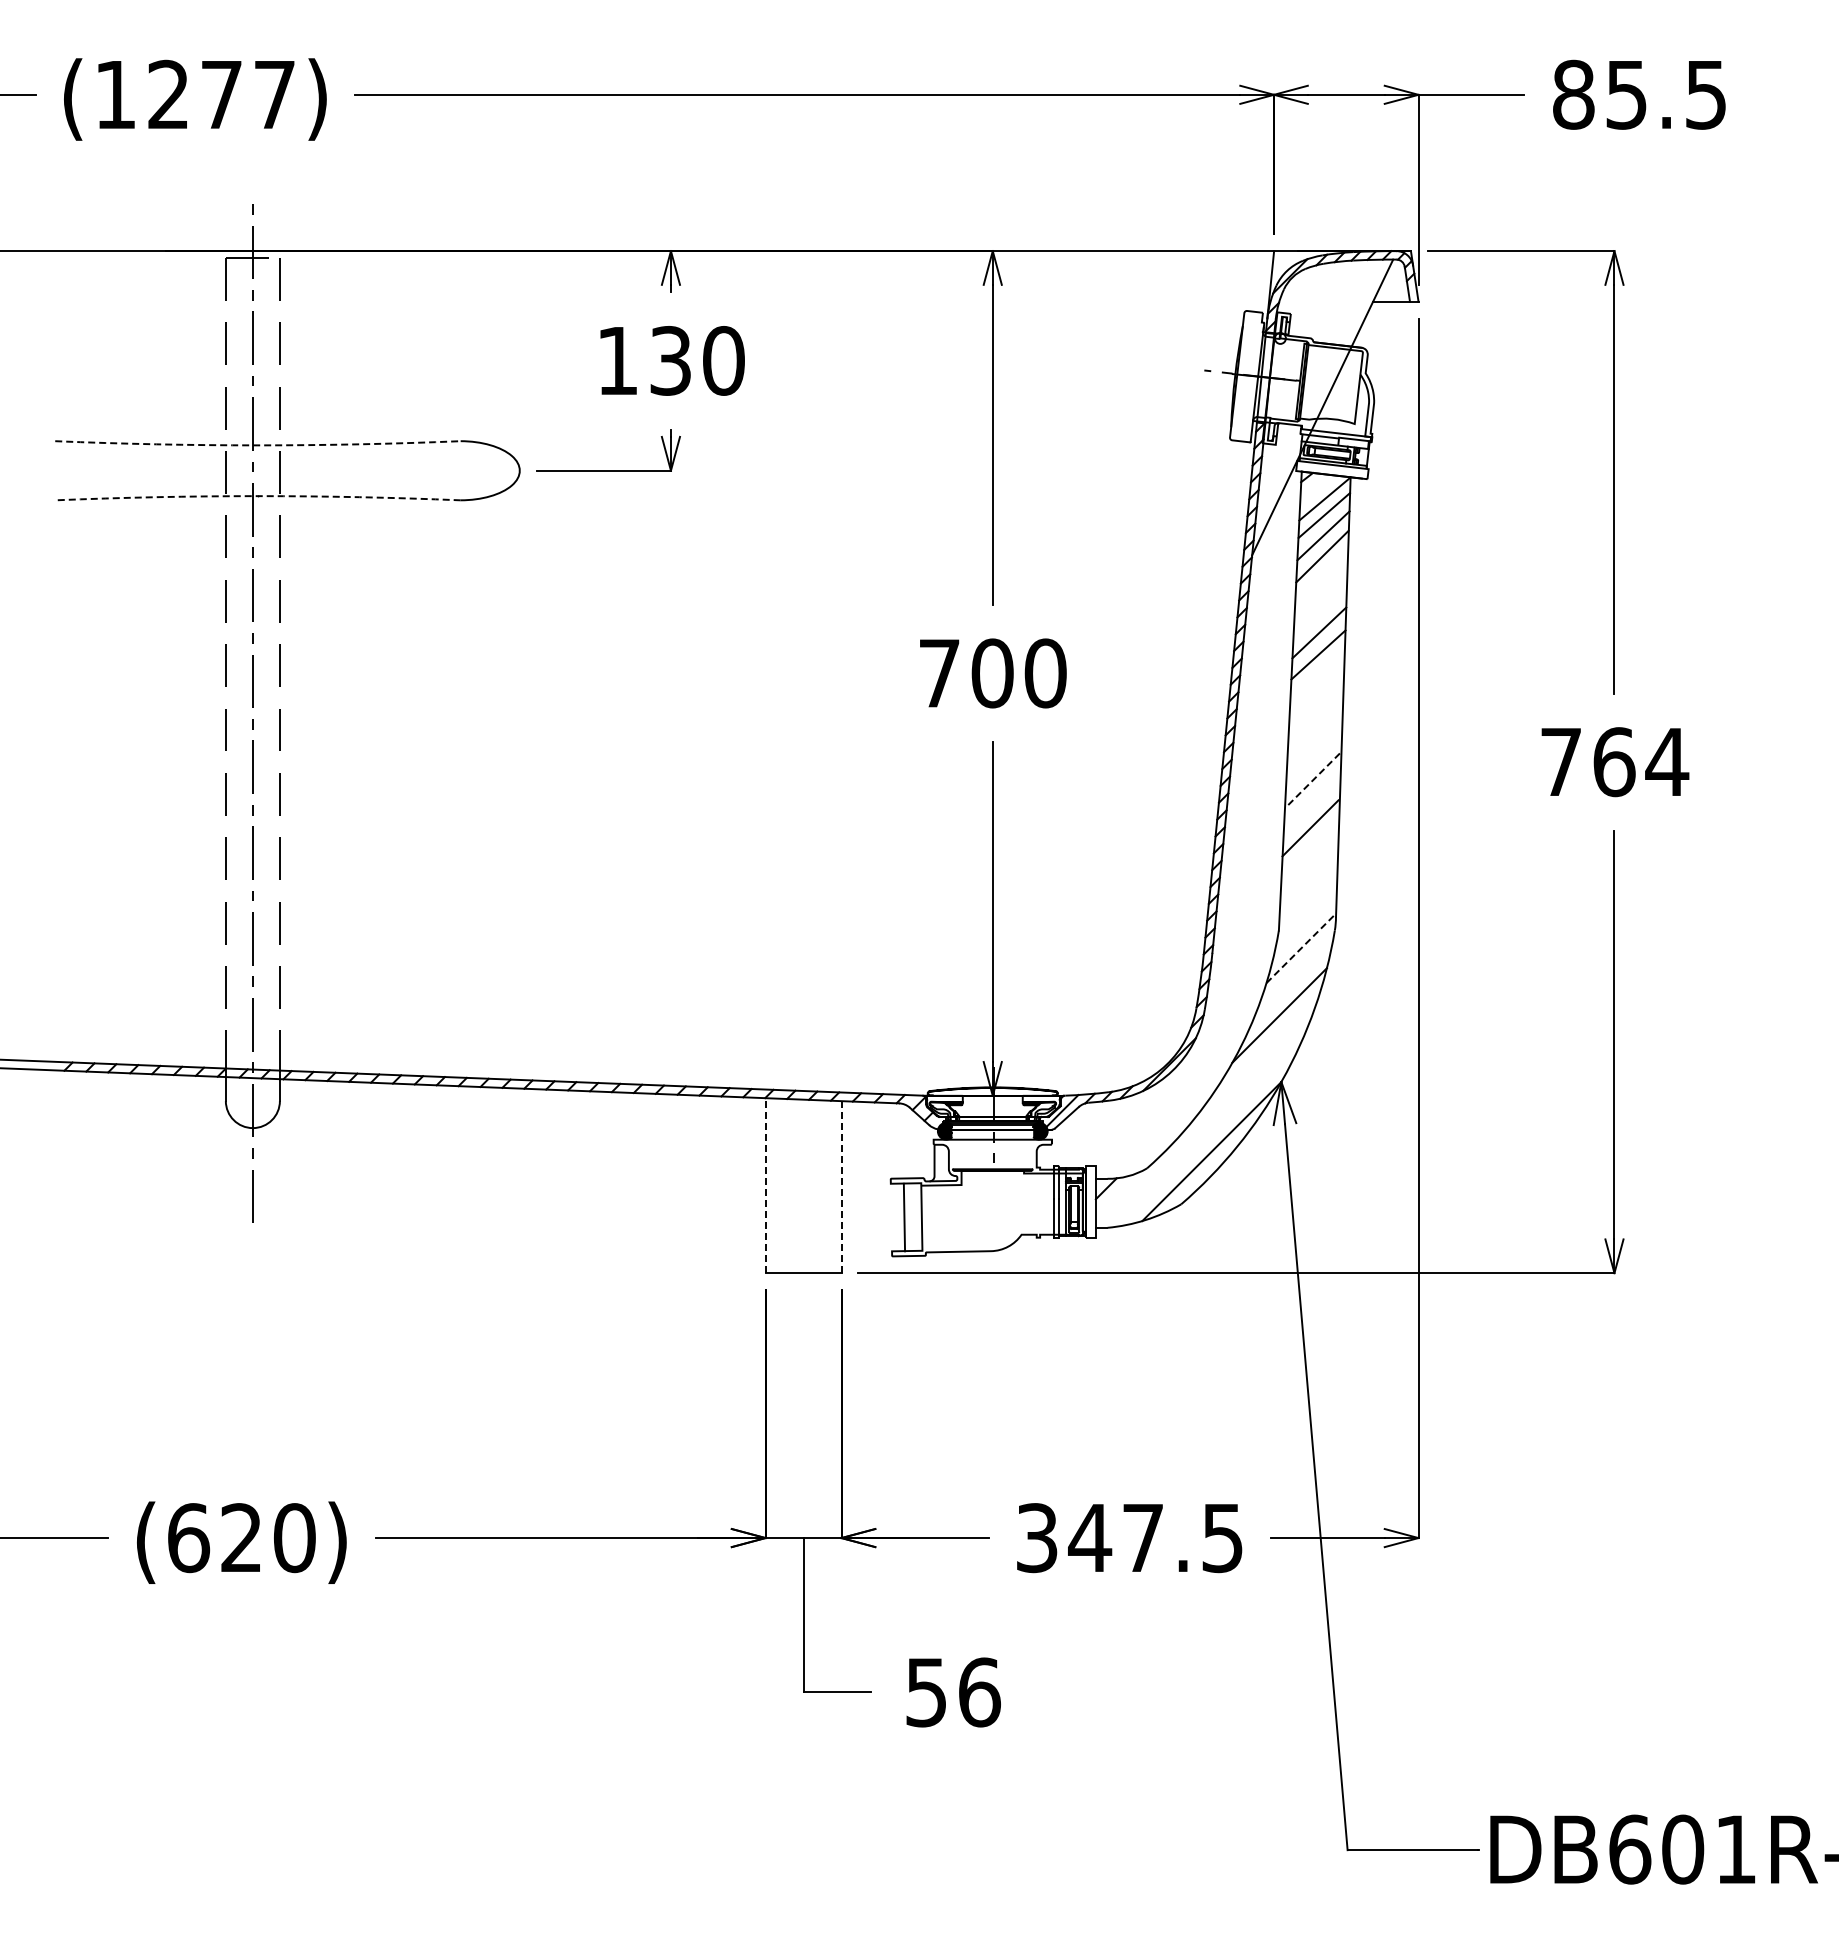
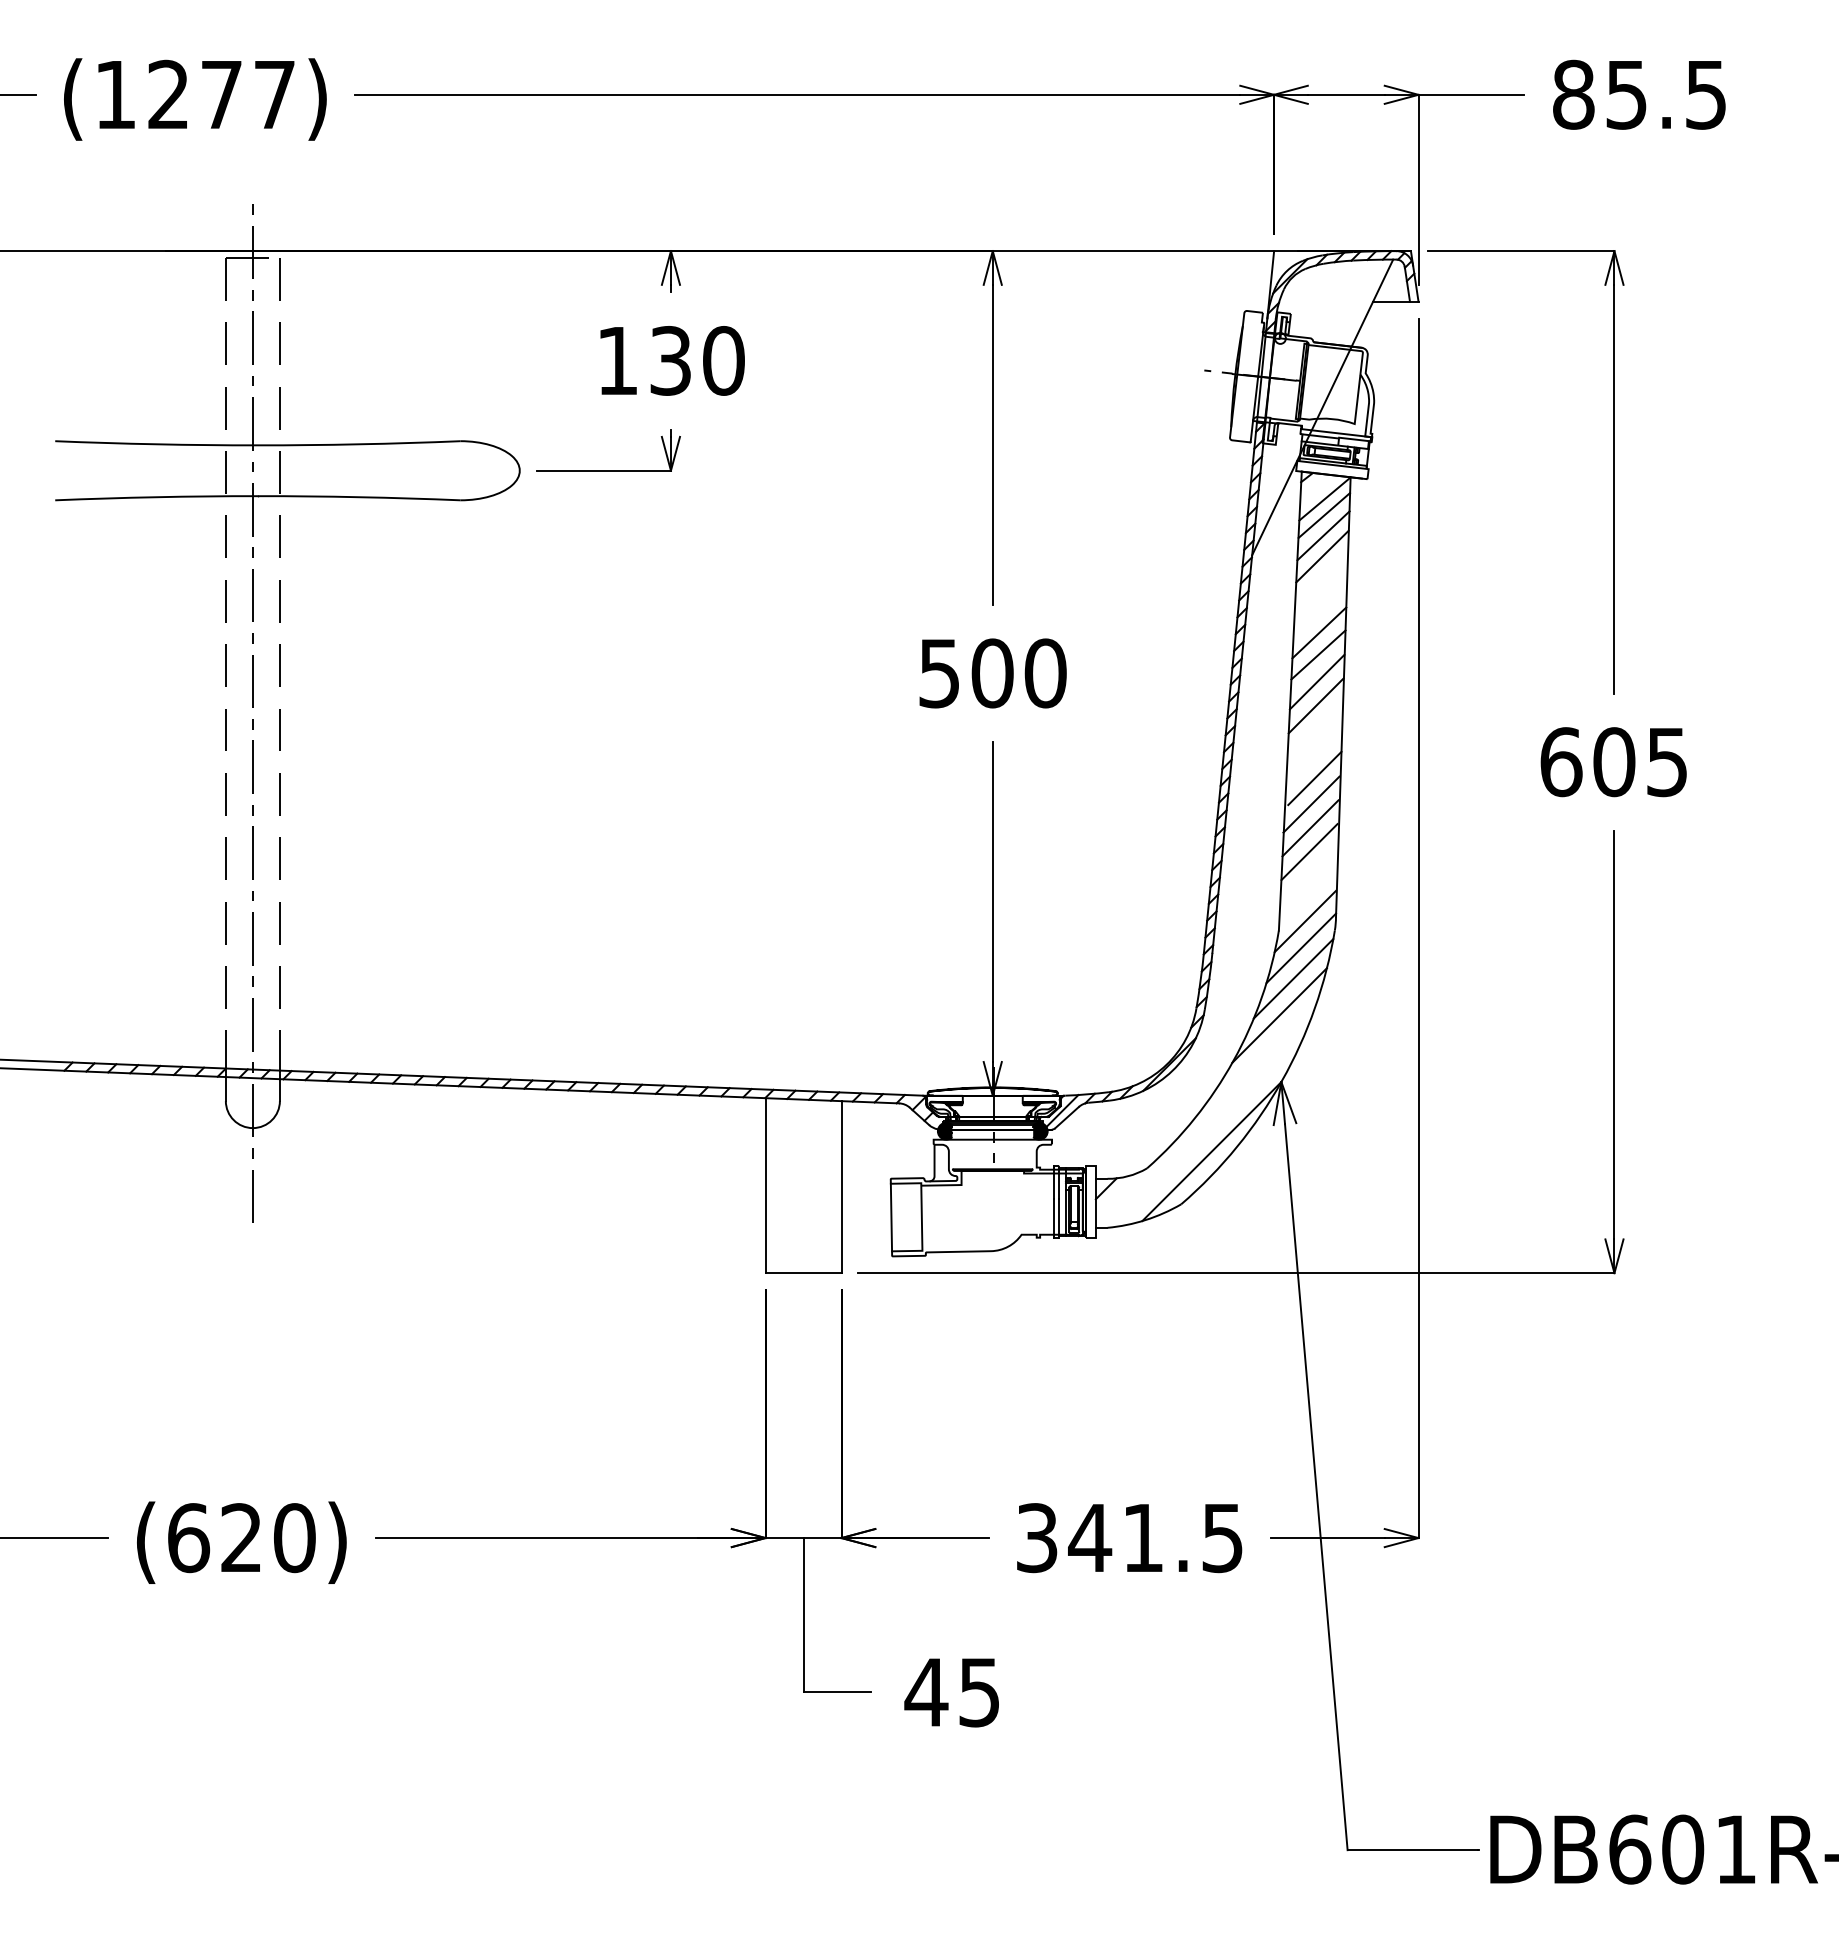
arc: dashed -> solid (257, 445)
arc: dashed -> solid (257, 496)
text: 700 -> 500 (939, 673)
line: none -> present (1316, 681)
line: none -> present (1315, 705)
text: 764 -> 605 (1614, 762)
line: dashed -> solid (1314, 778)
line: none -> present (1311, 804)
line: none -> present (1309, 852)
line: none -> present (1305, 921)
line: dashed -> solid (1301, 948)
line: none -> present (1293, 978)
line: dashed -> solid (765, 1185)
line: dashed -> solid (841, 1186)
line position: (904, 1217) -> (891, 1217) (891, 1217)
text: 347.5 -> 341.5 (1142, 1537)
text: 56 -> 45 (952, 1692)
